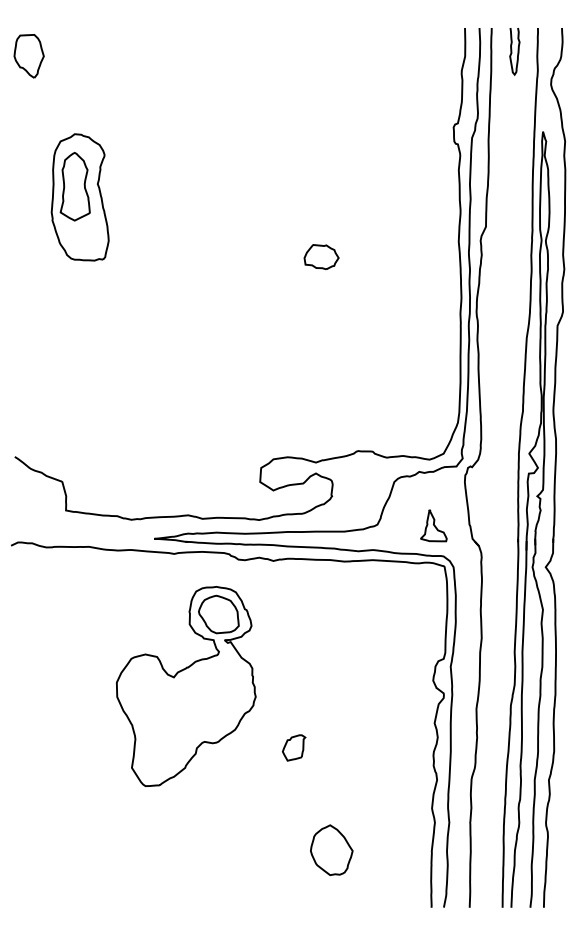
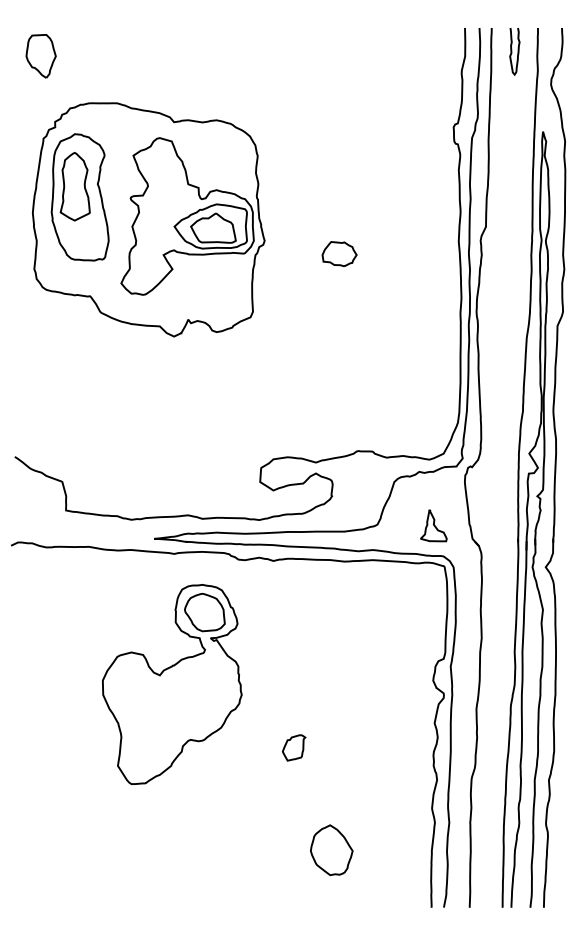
part position: (28, 56) -> (40, 56) (40, 56)
part: none -> present (148, 219)
part position: (321, 256) -> (339, 253) (339, 253)
part position: (186, 686) -> (172, 684) (172, 684)
